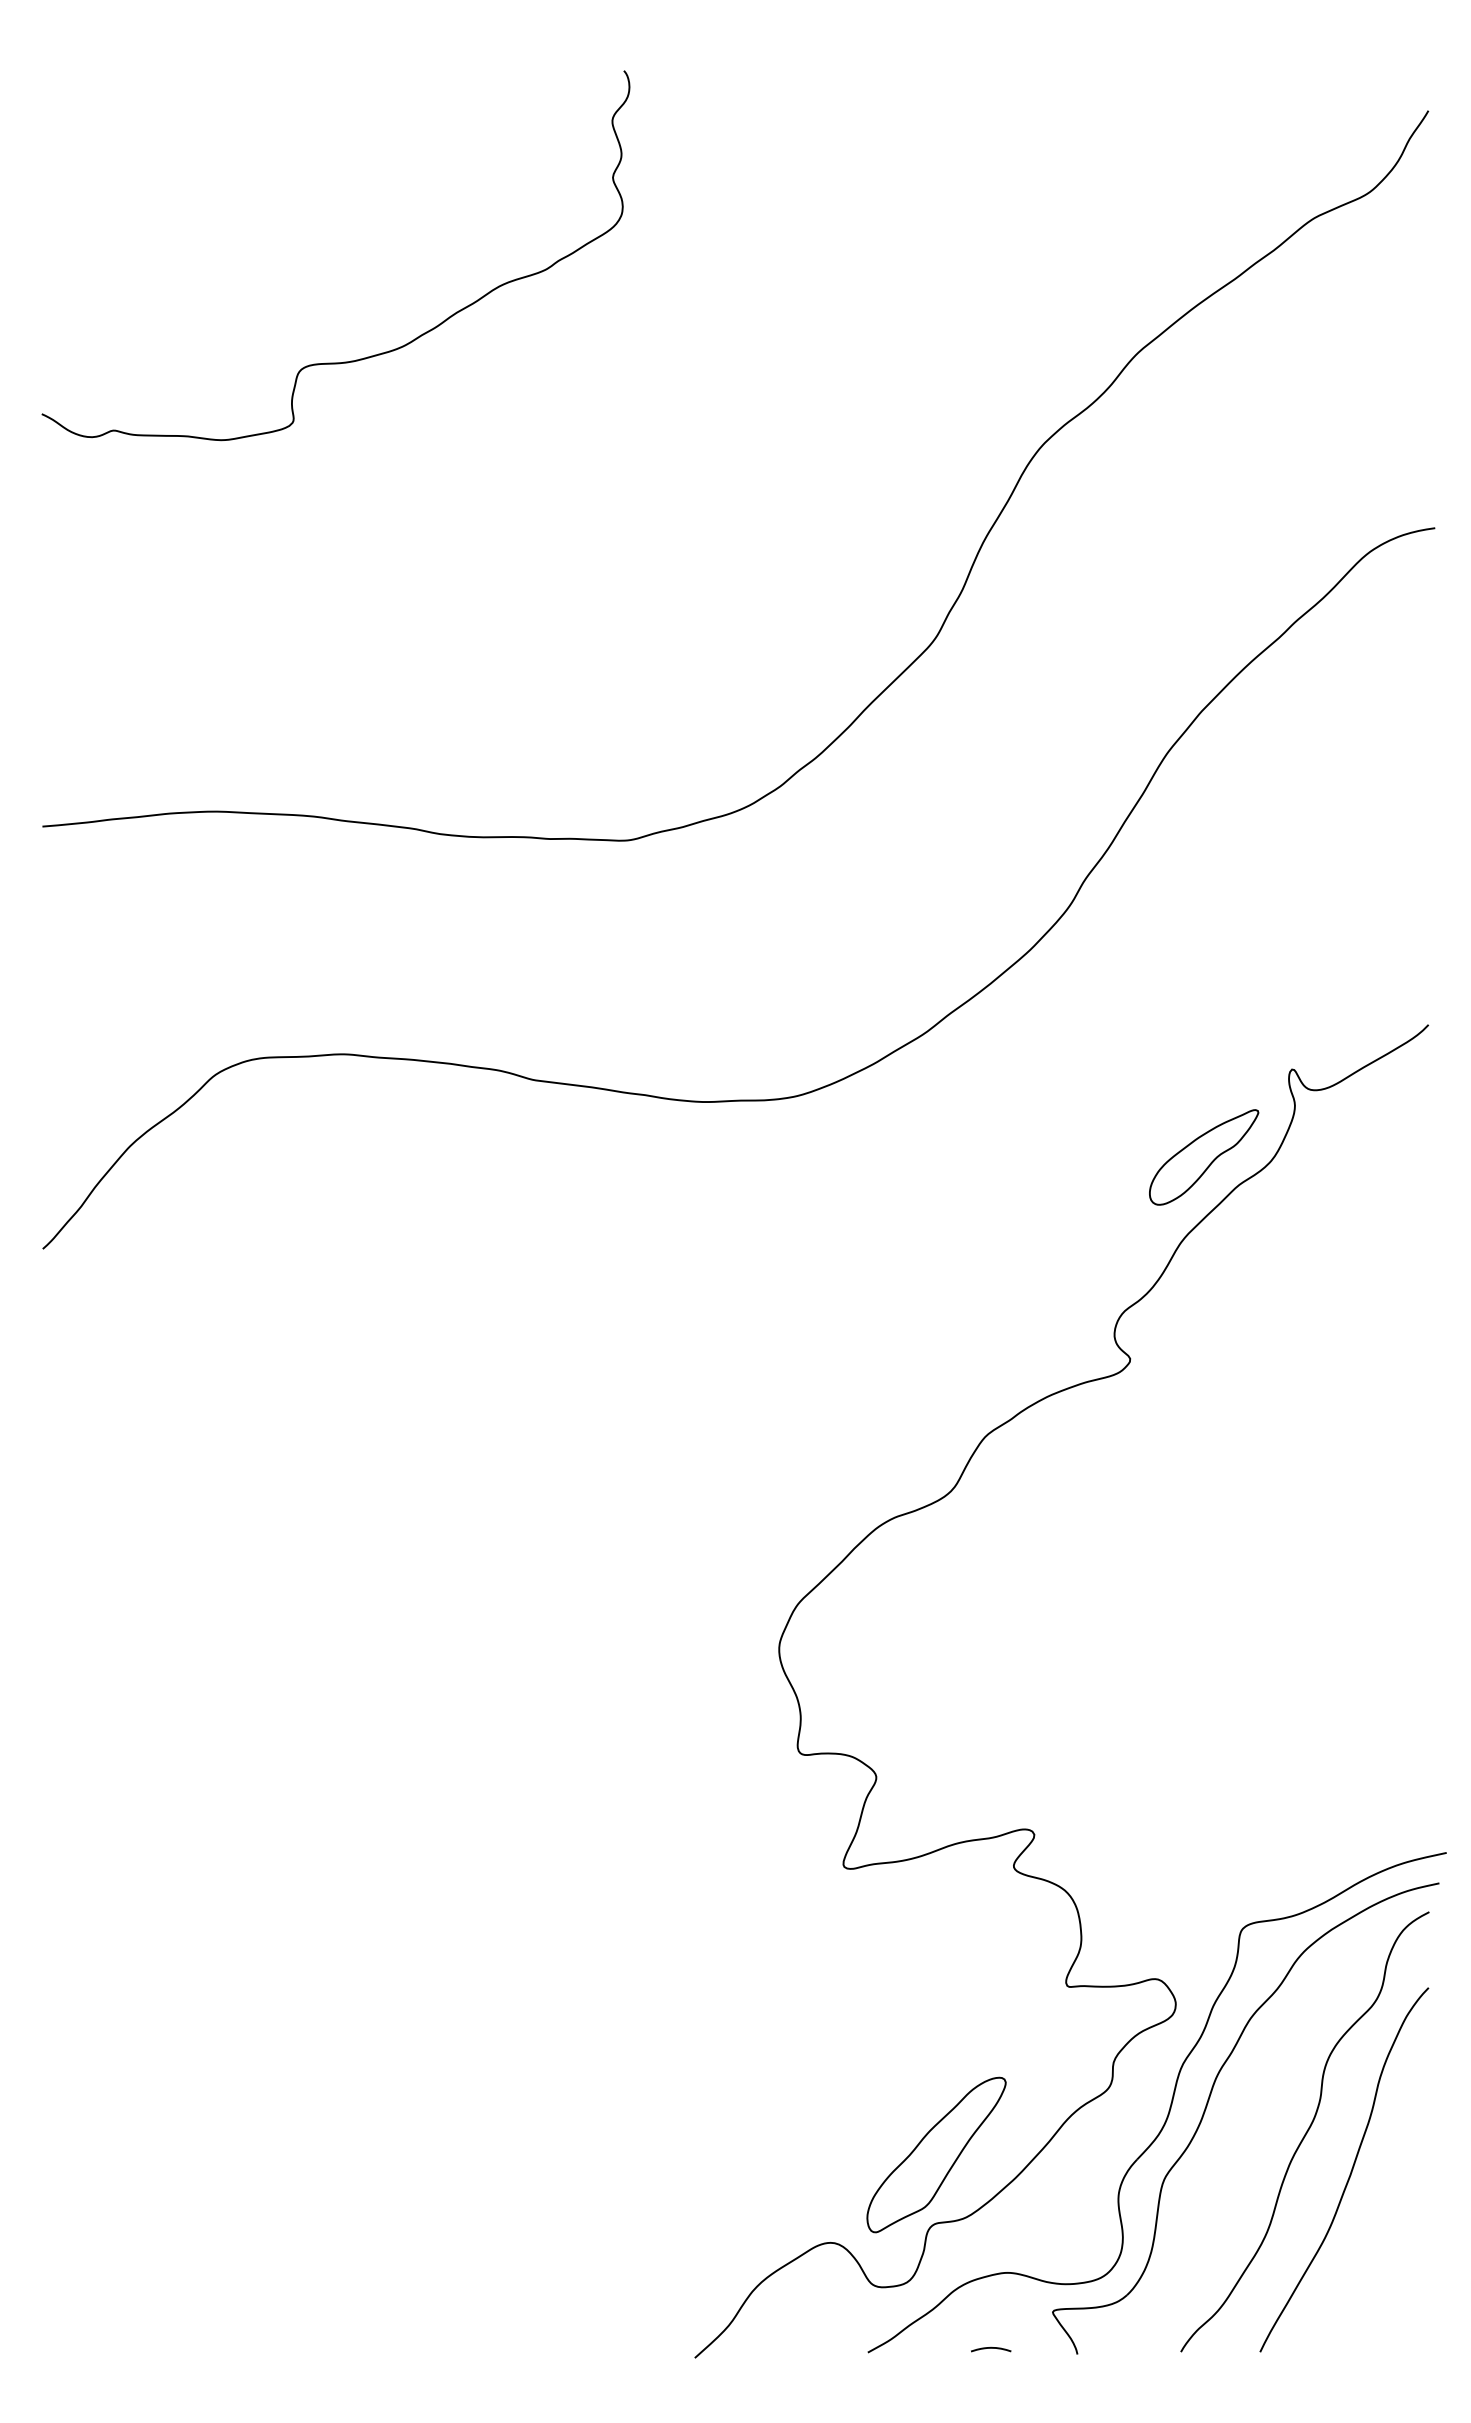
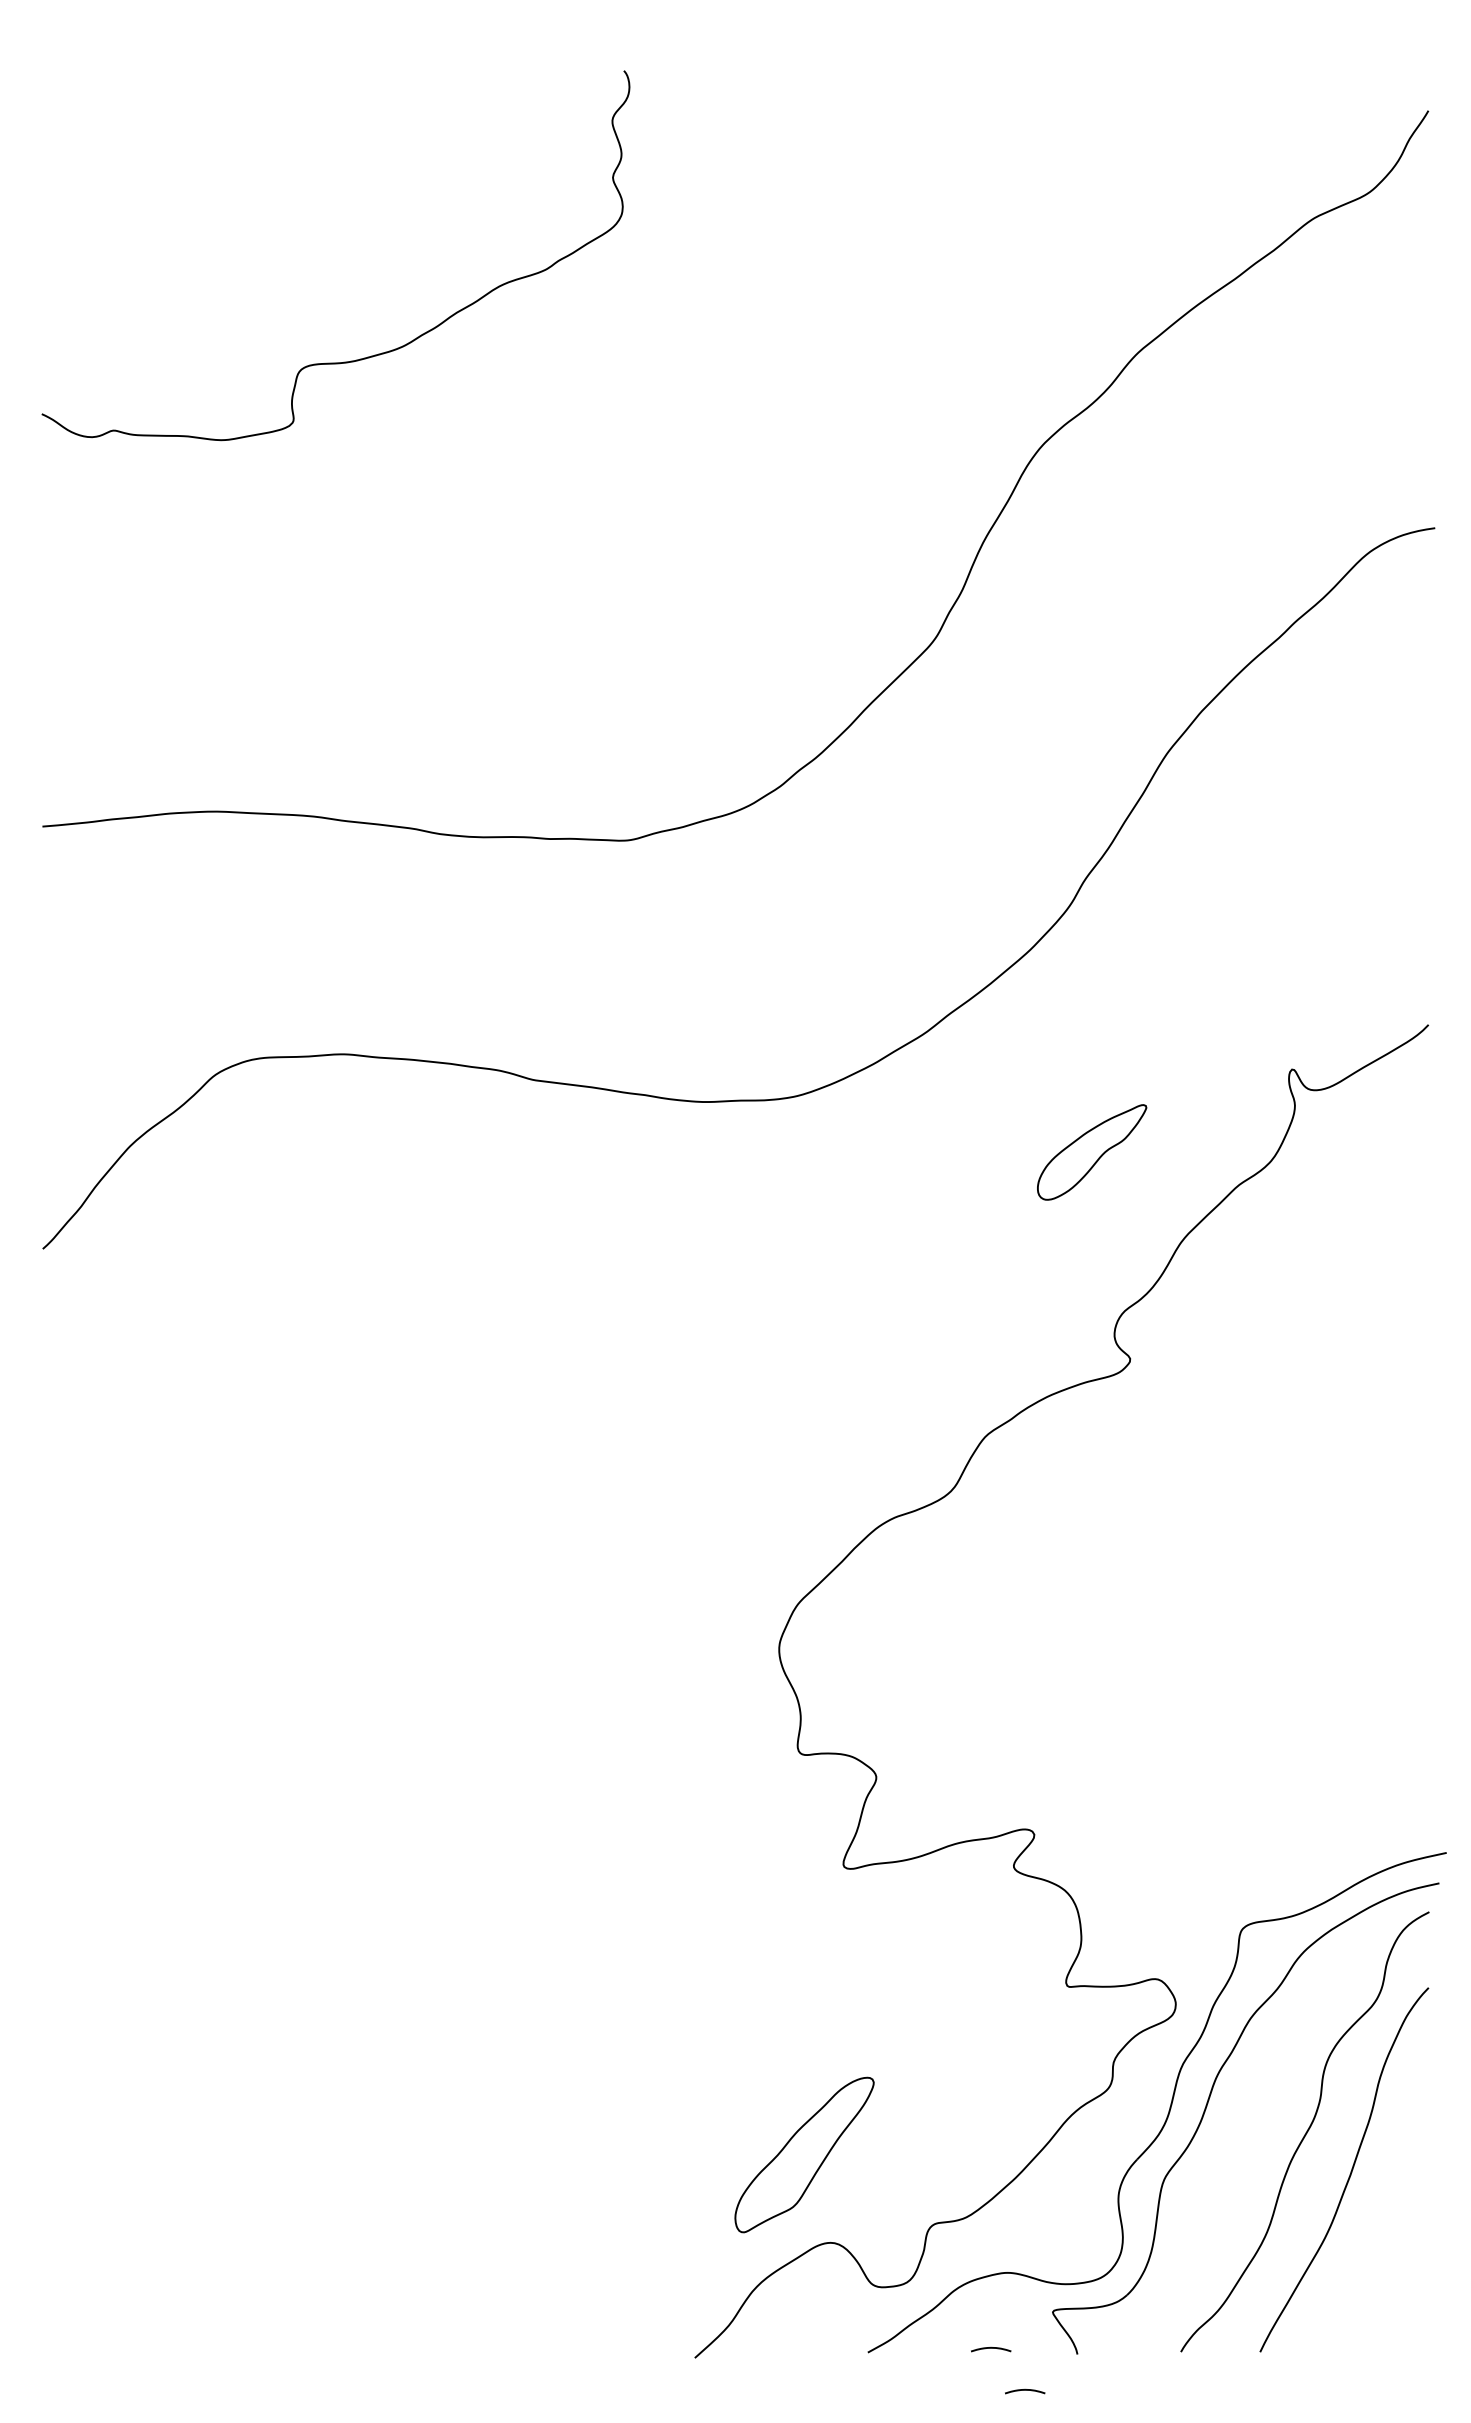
part position: (1204, 1157) -> (1092, 1152) (1092, 1152)
part position: (936, 2154) -> (804, 2154) (804, 2154)
curve: none -> present (1025, 2390)
